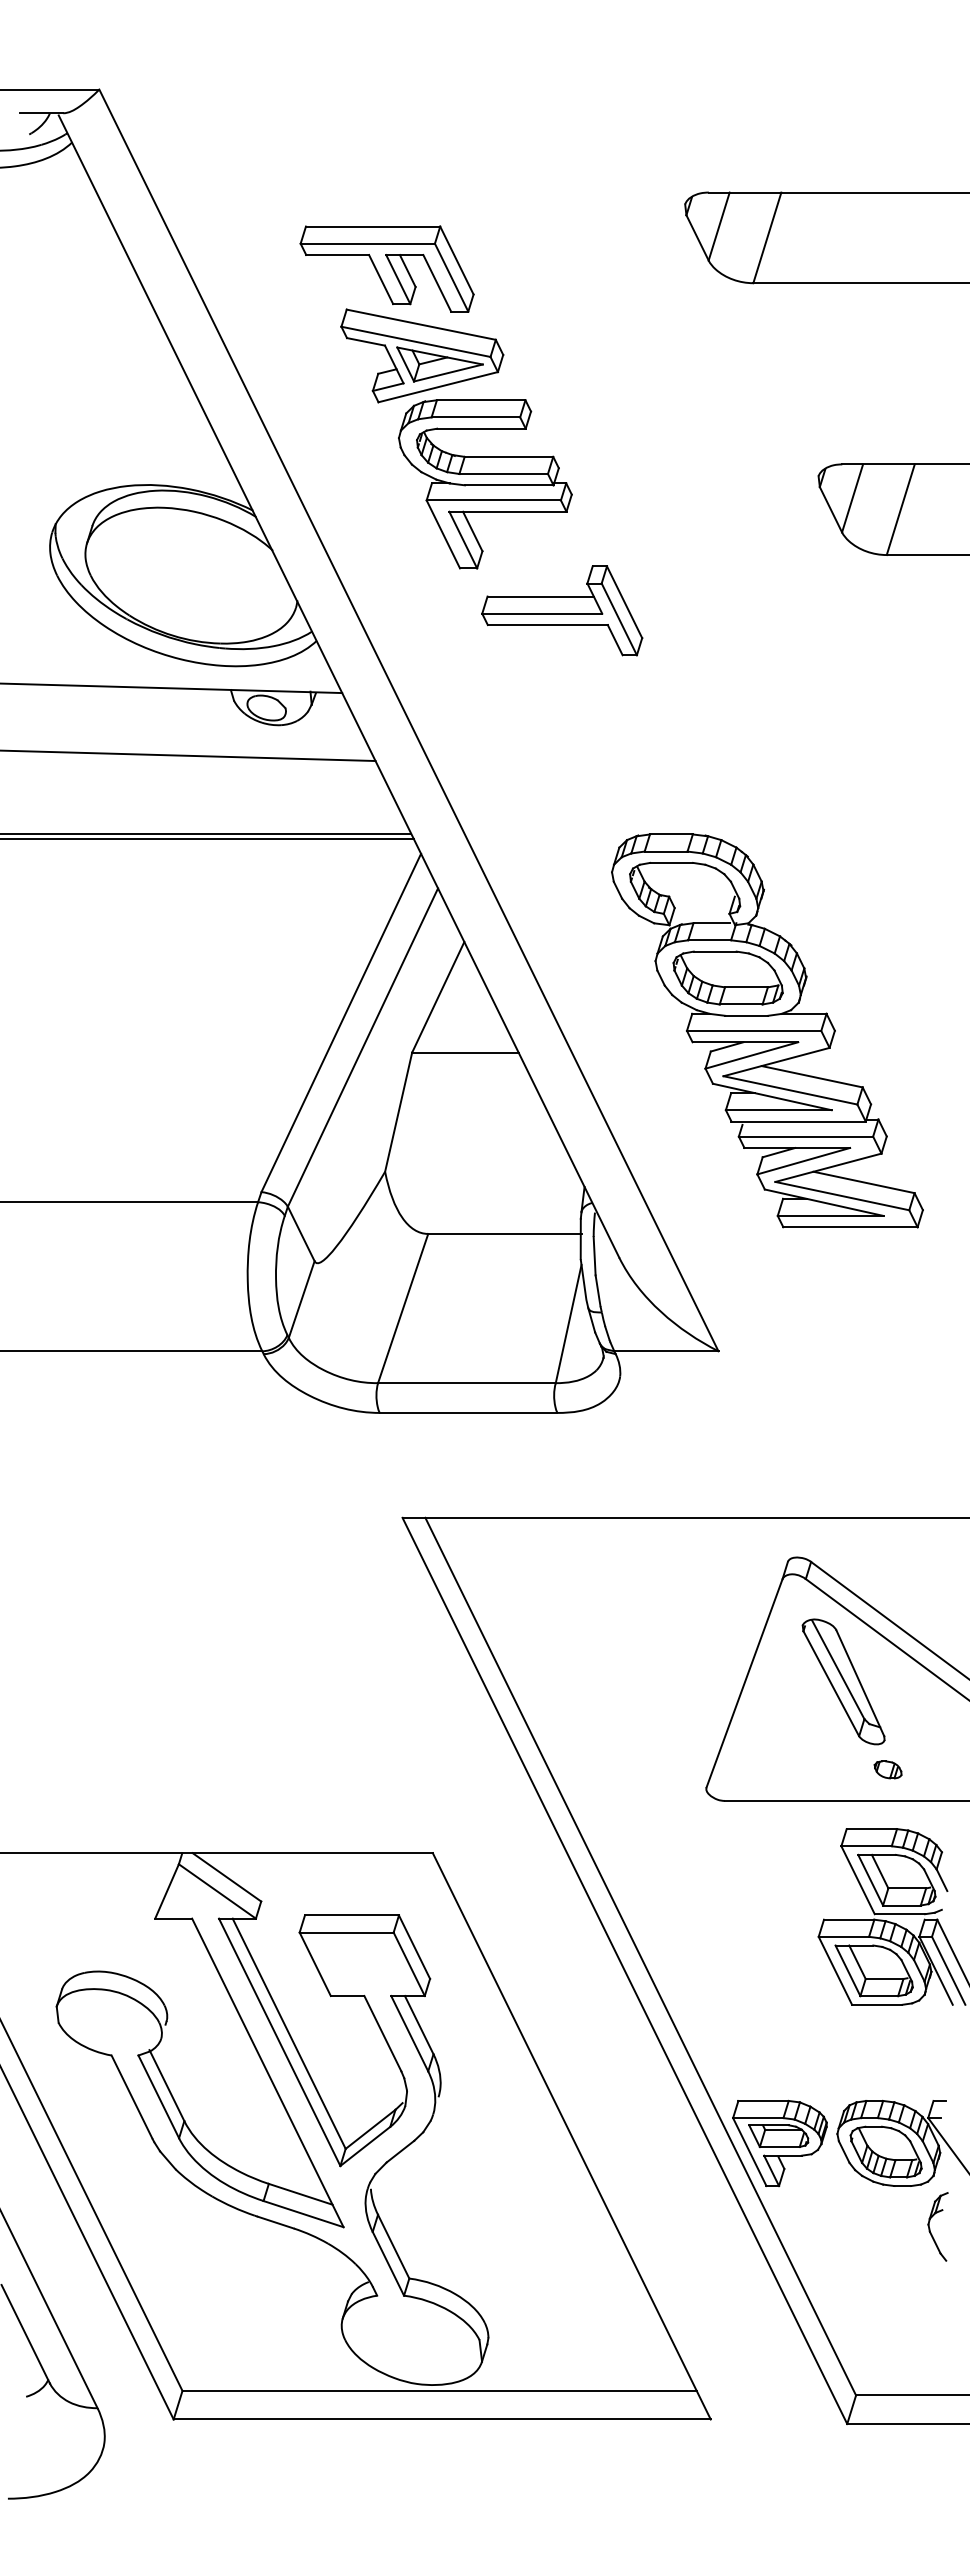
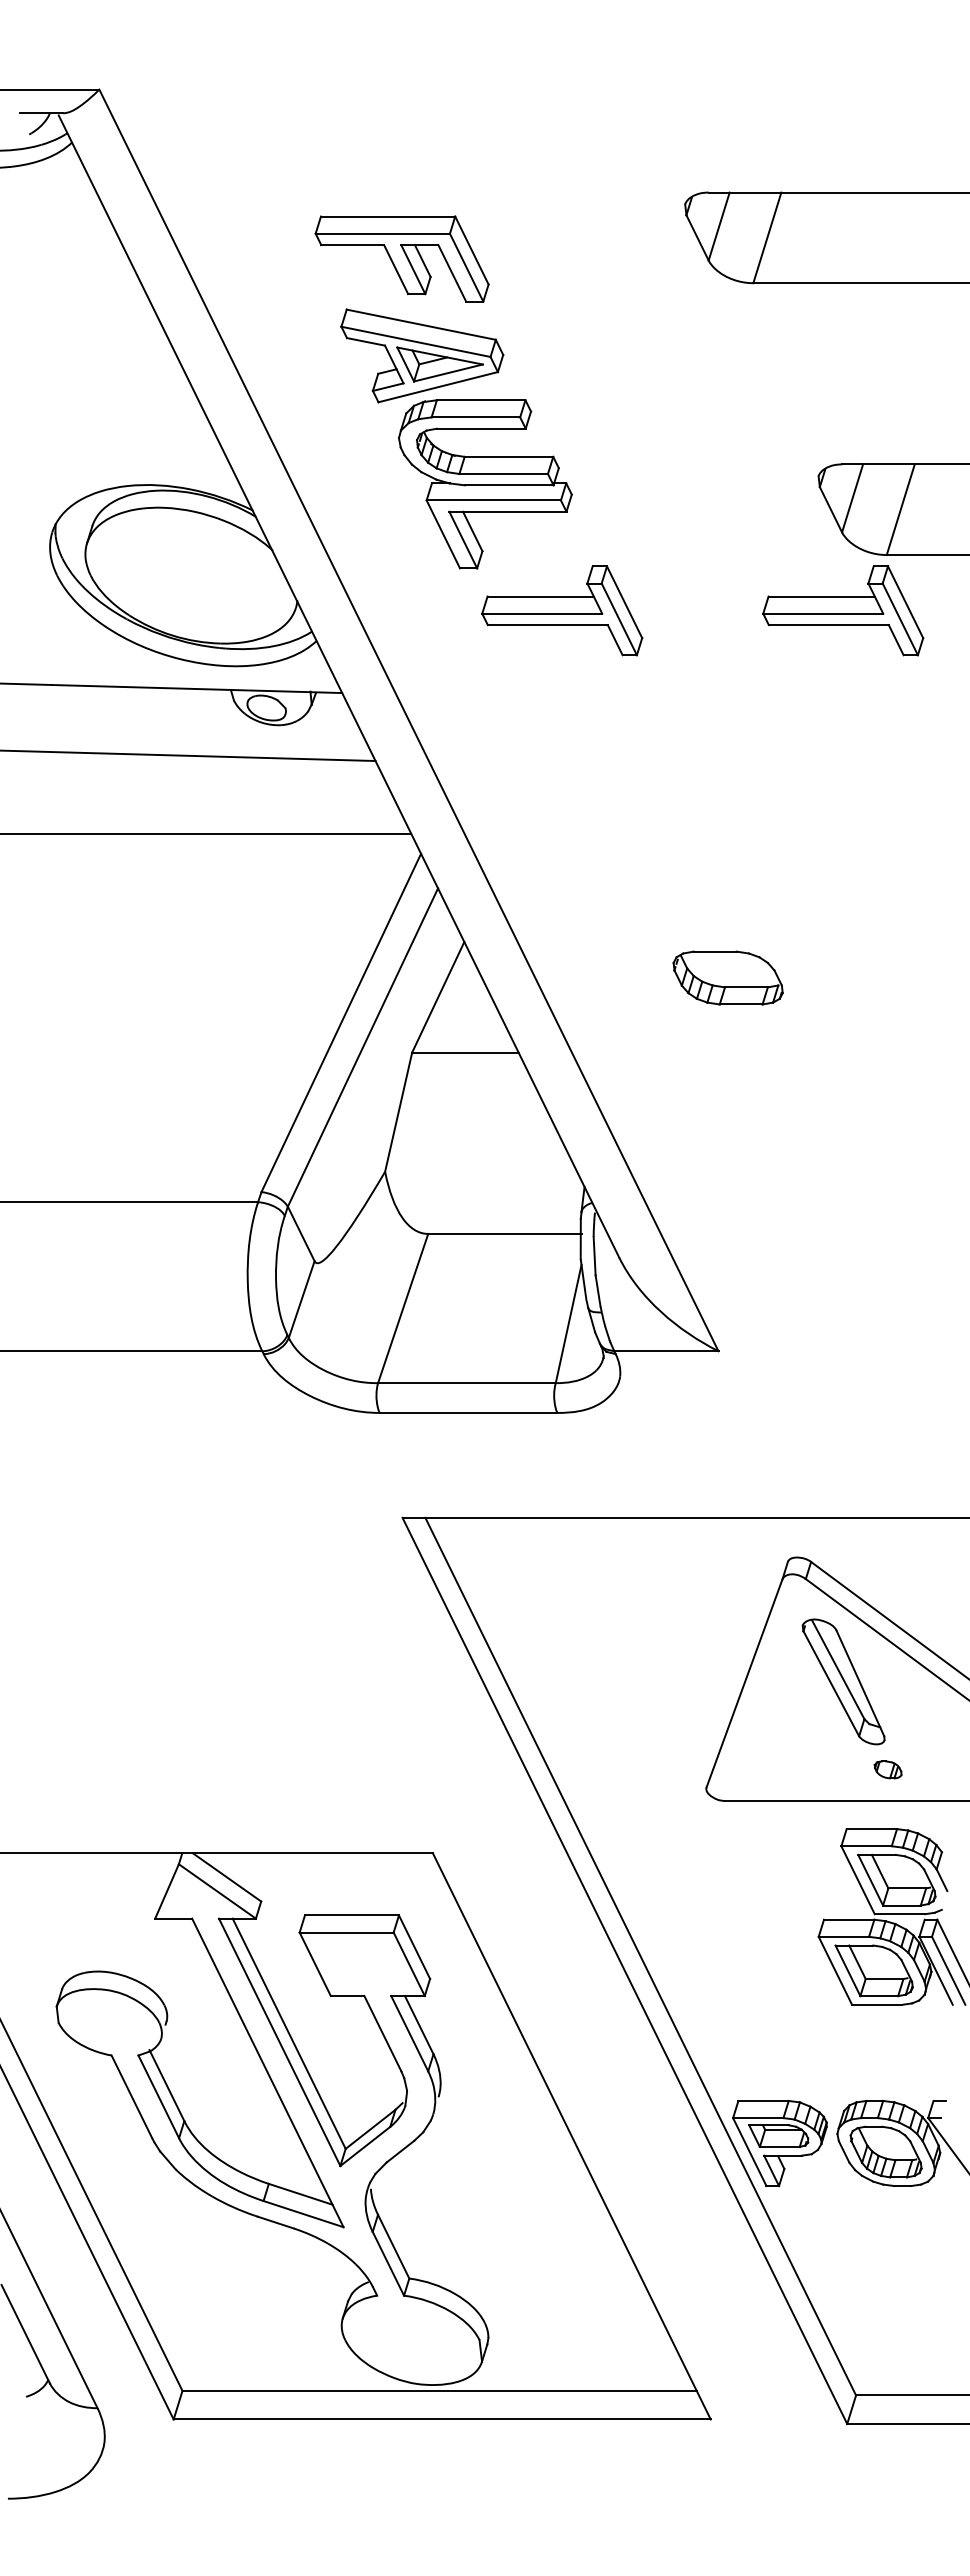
part position: (386, 268) -> (401, 258) (401, 258)
part: none -> present (843, 610)
line: present -> none (207, 838)
part: present -> none (767, 1030)
part: present -> none (930, 2228)
